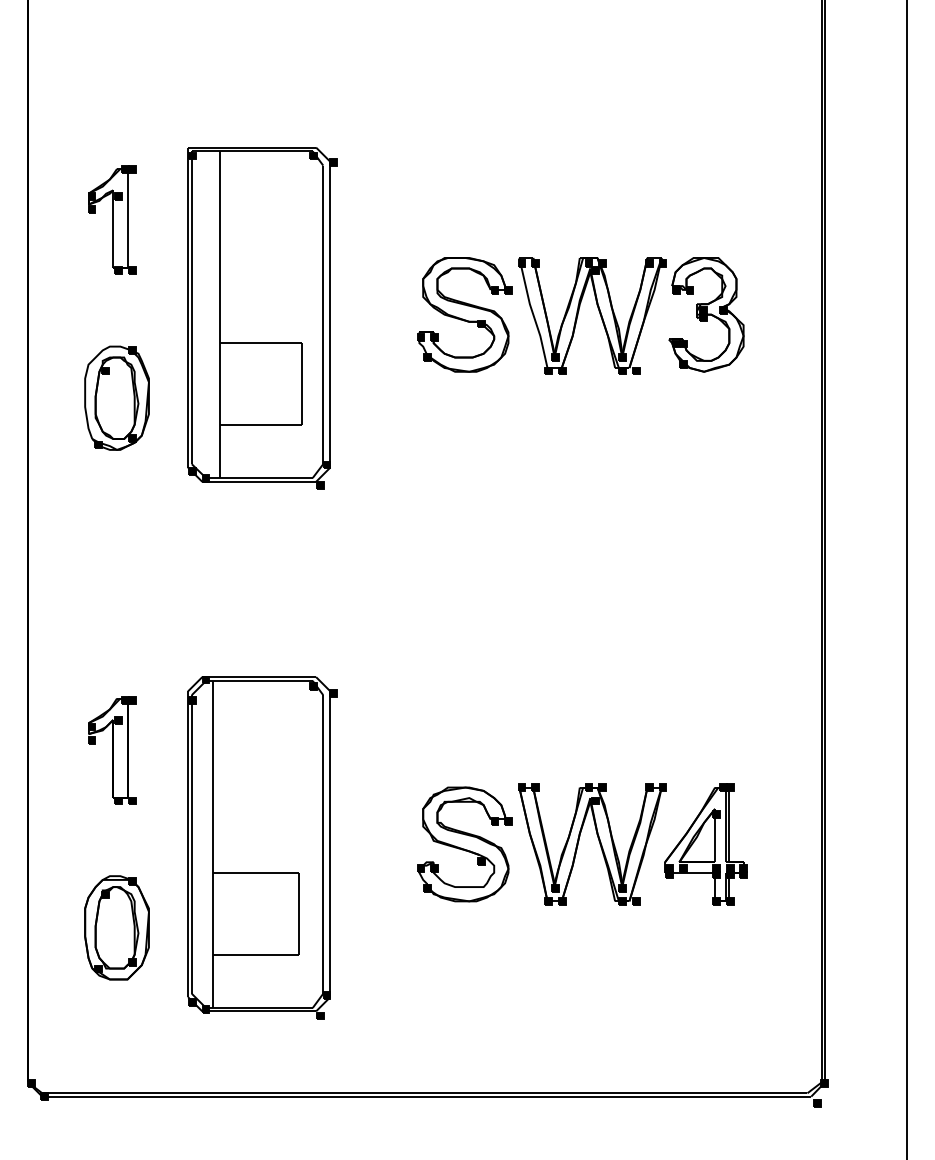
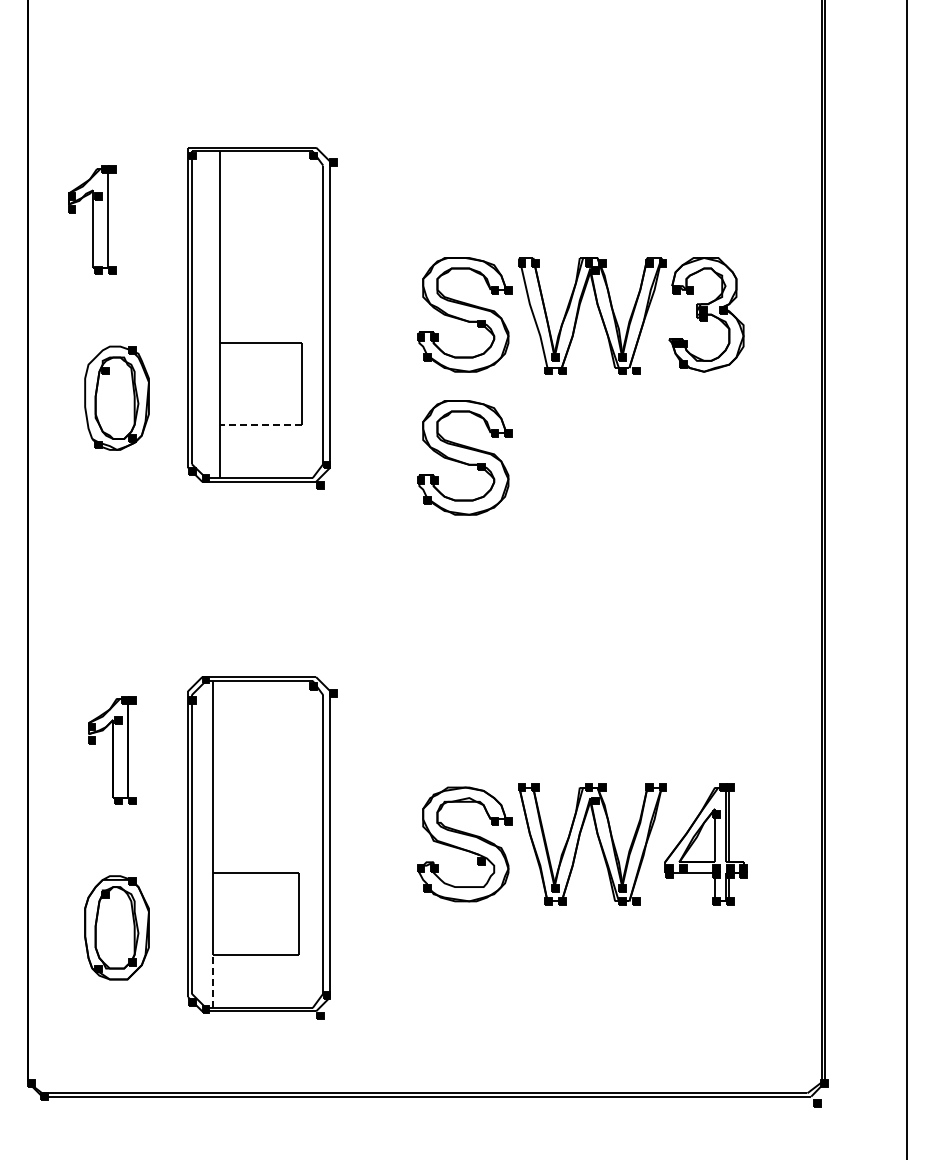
part position: (112, 219) -> (92, 219) (92, 219)
line: solid -> dashed (261, 424)
part: none -> present (464, 457)
line: solid -> dashed (213, 981)
